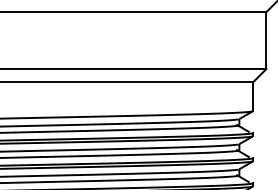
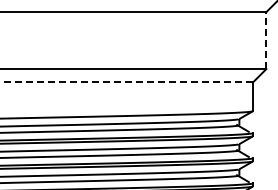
line: solid -> dashed (266, 40)
line: solid -> dashed (126, 82)
